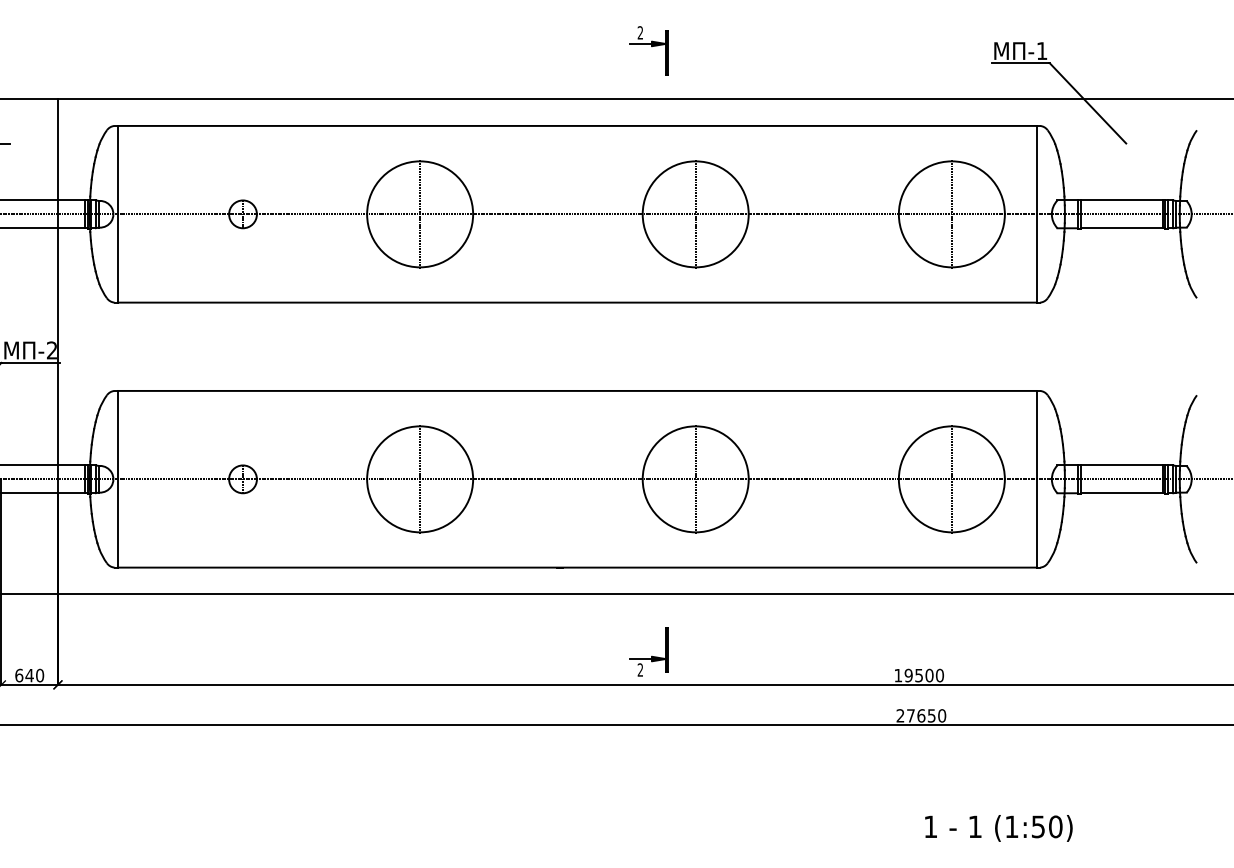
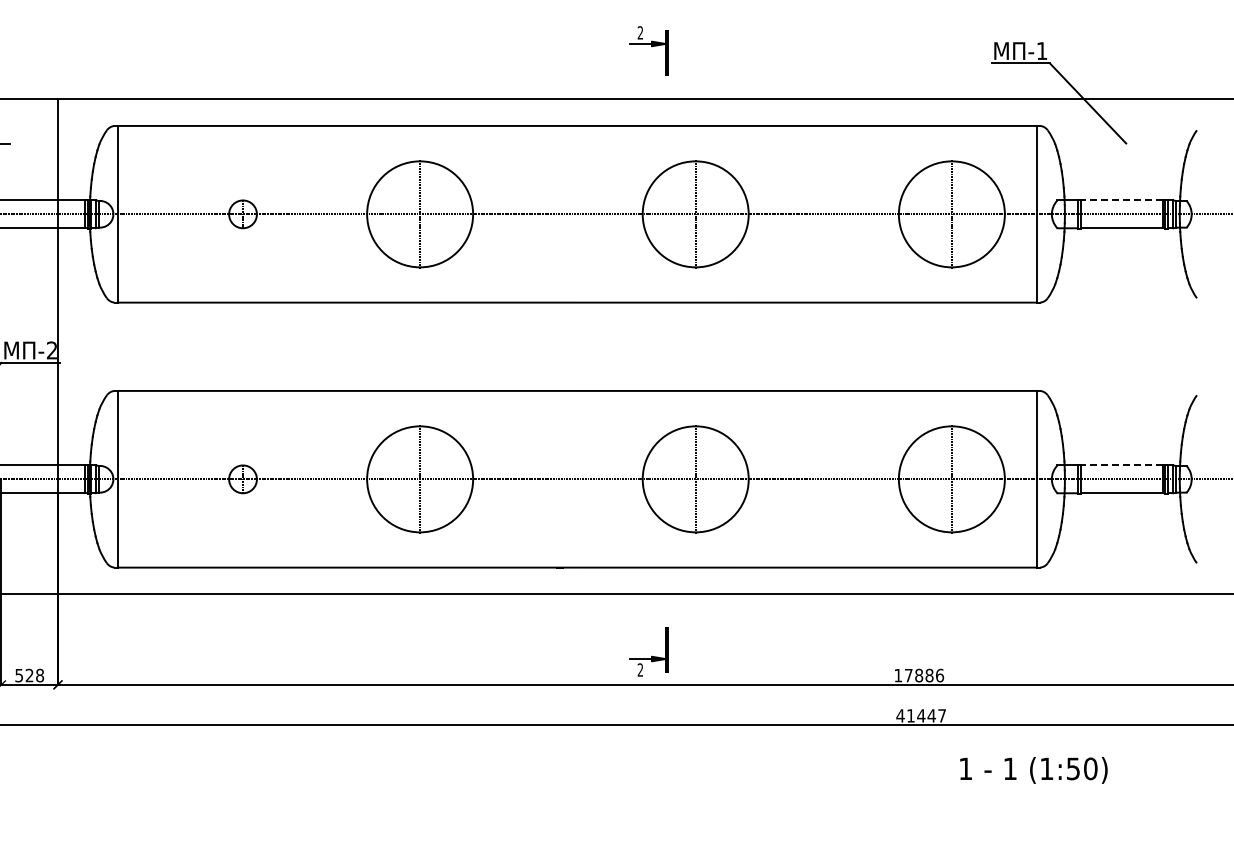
line: solid -> dashed (1121, 200)
line: solid -> dashed (1121, 465)
text: 640 -> 528 (29, 675)
text: 19500 -> 17886 (924, 675)
text: 27650 -> 41447 (921, 715)
text position: (998, 828) -> (1033, 770) (1033, 770)
